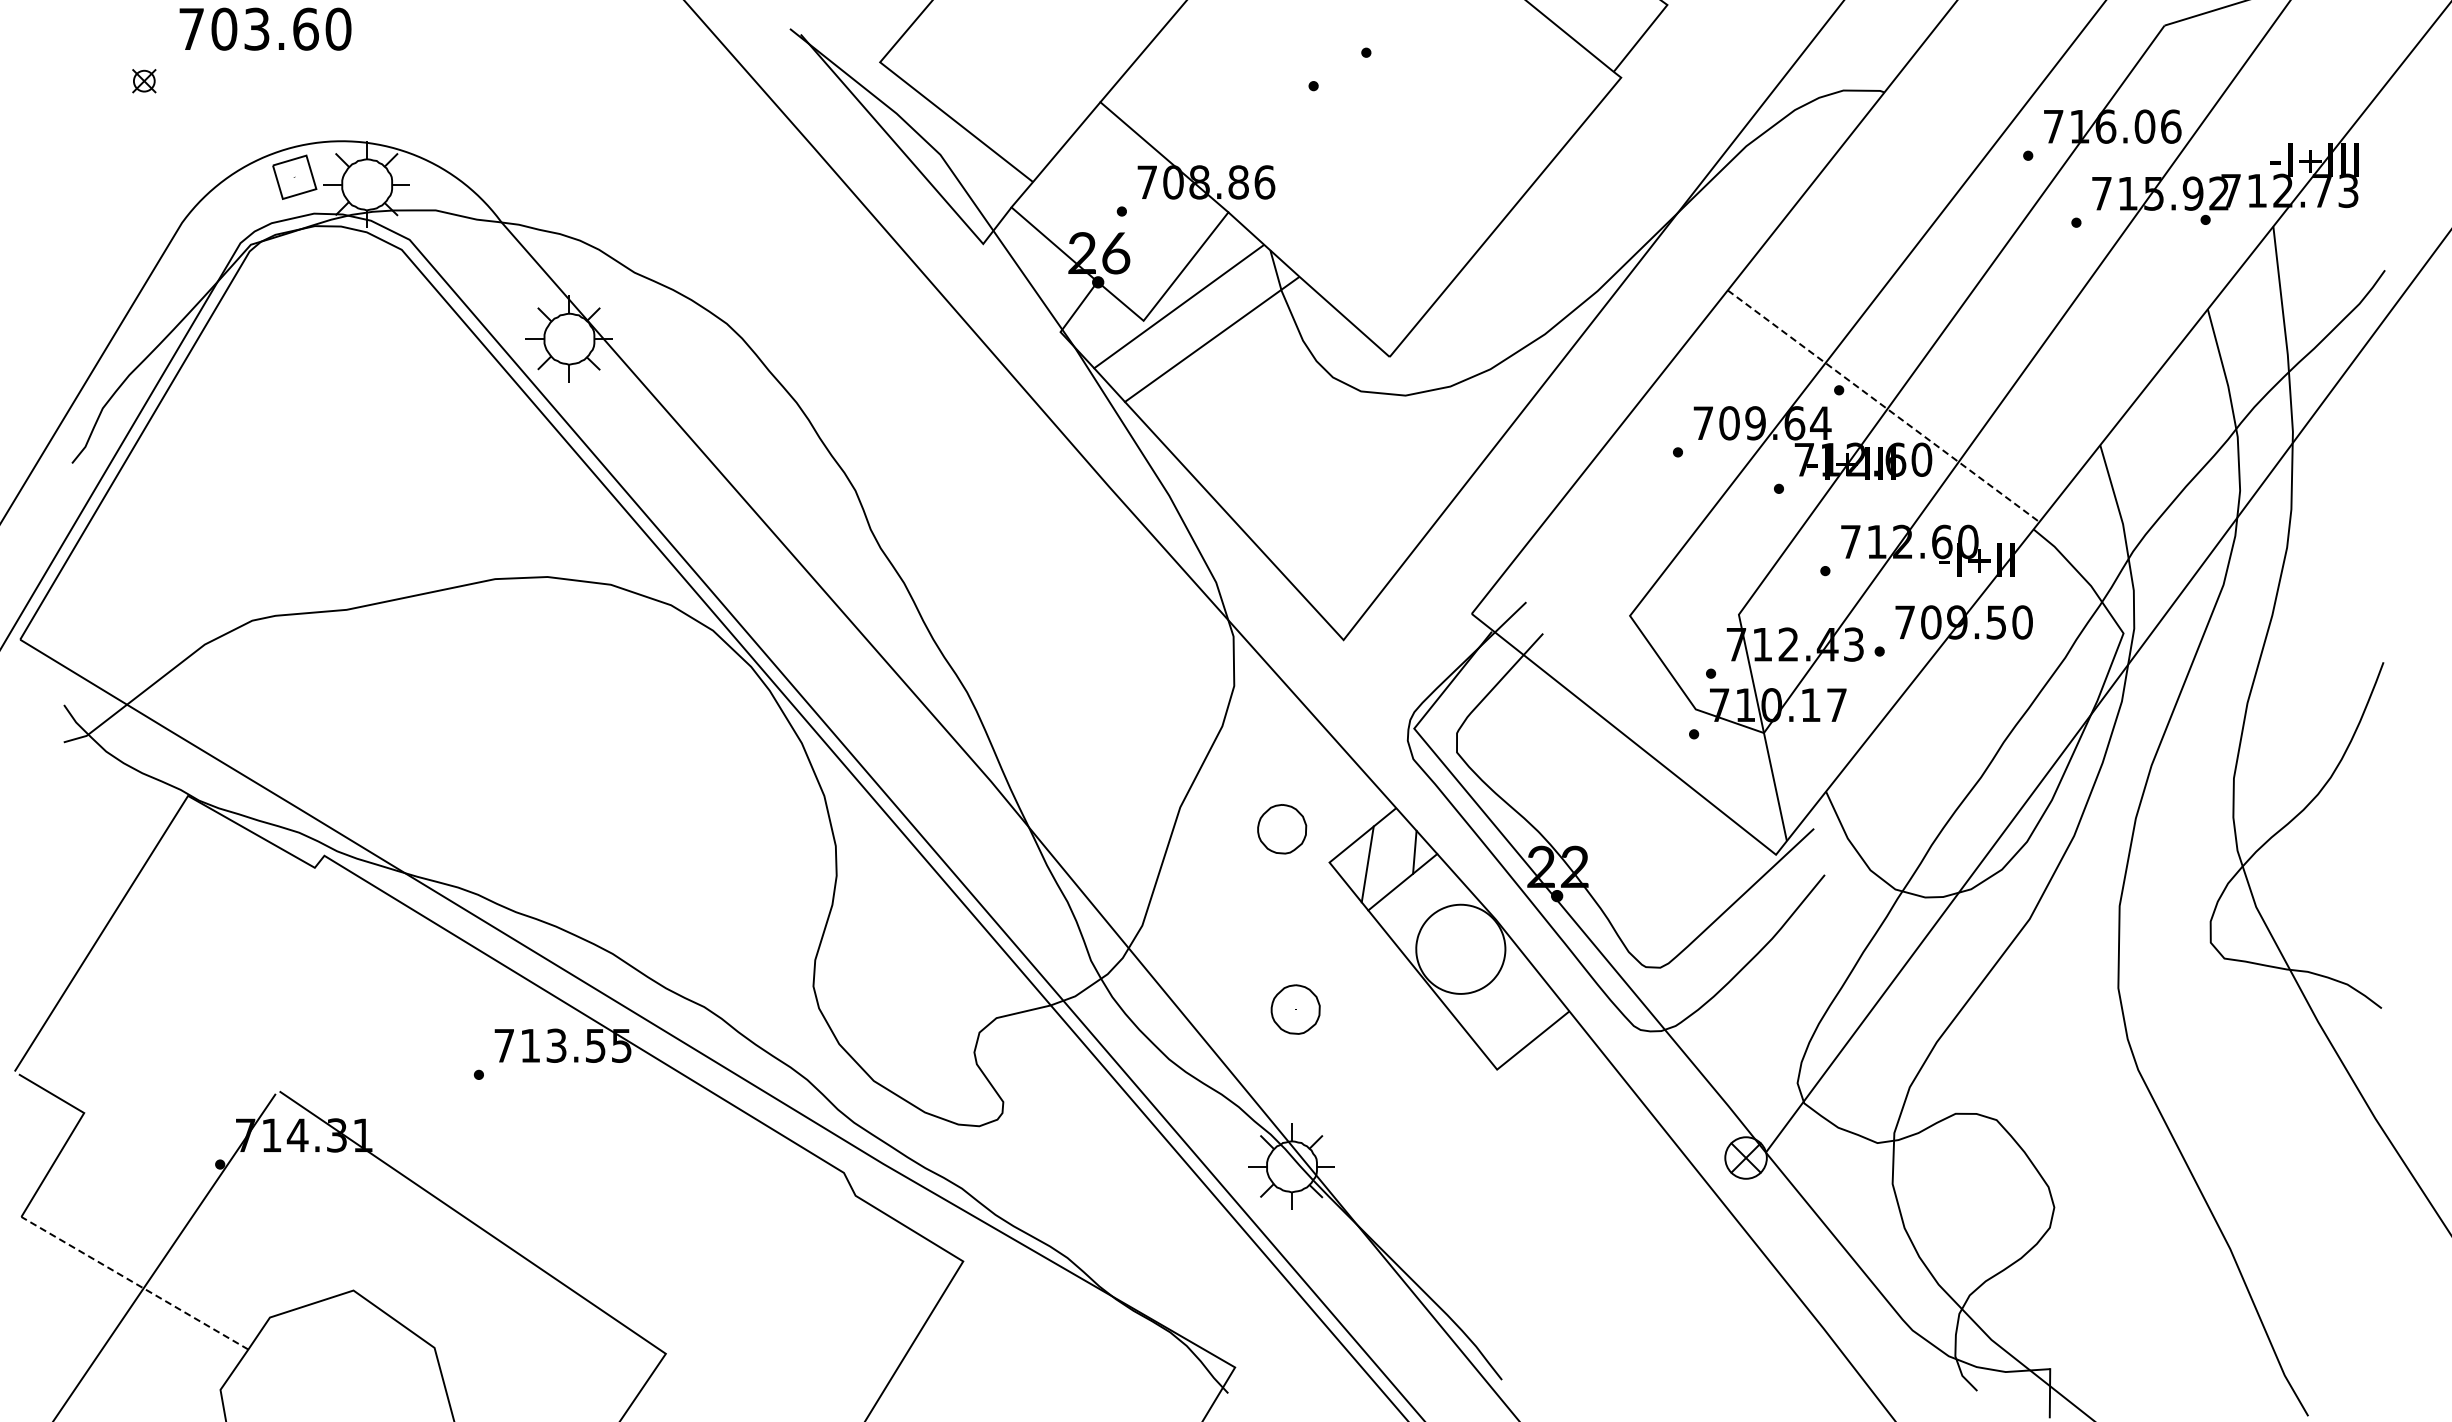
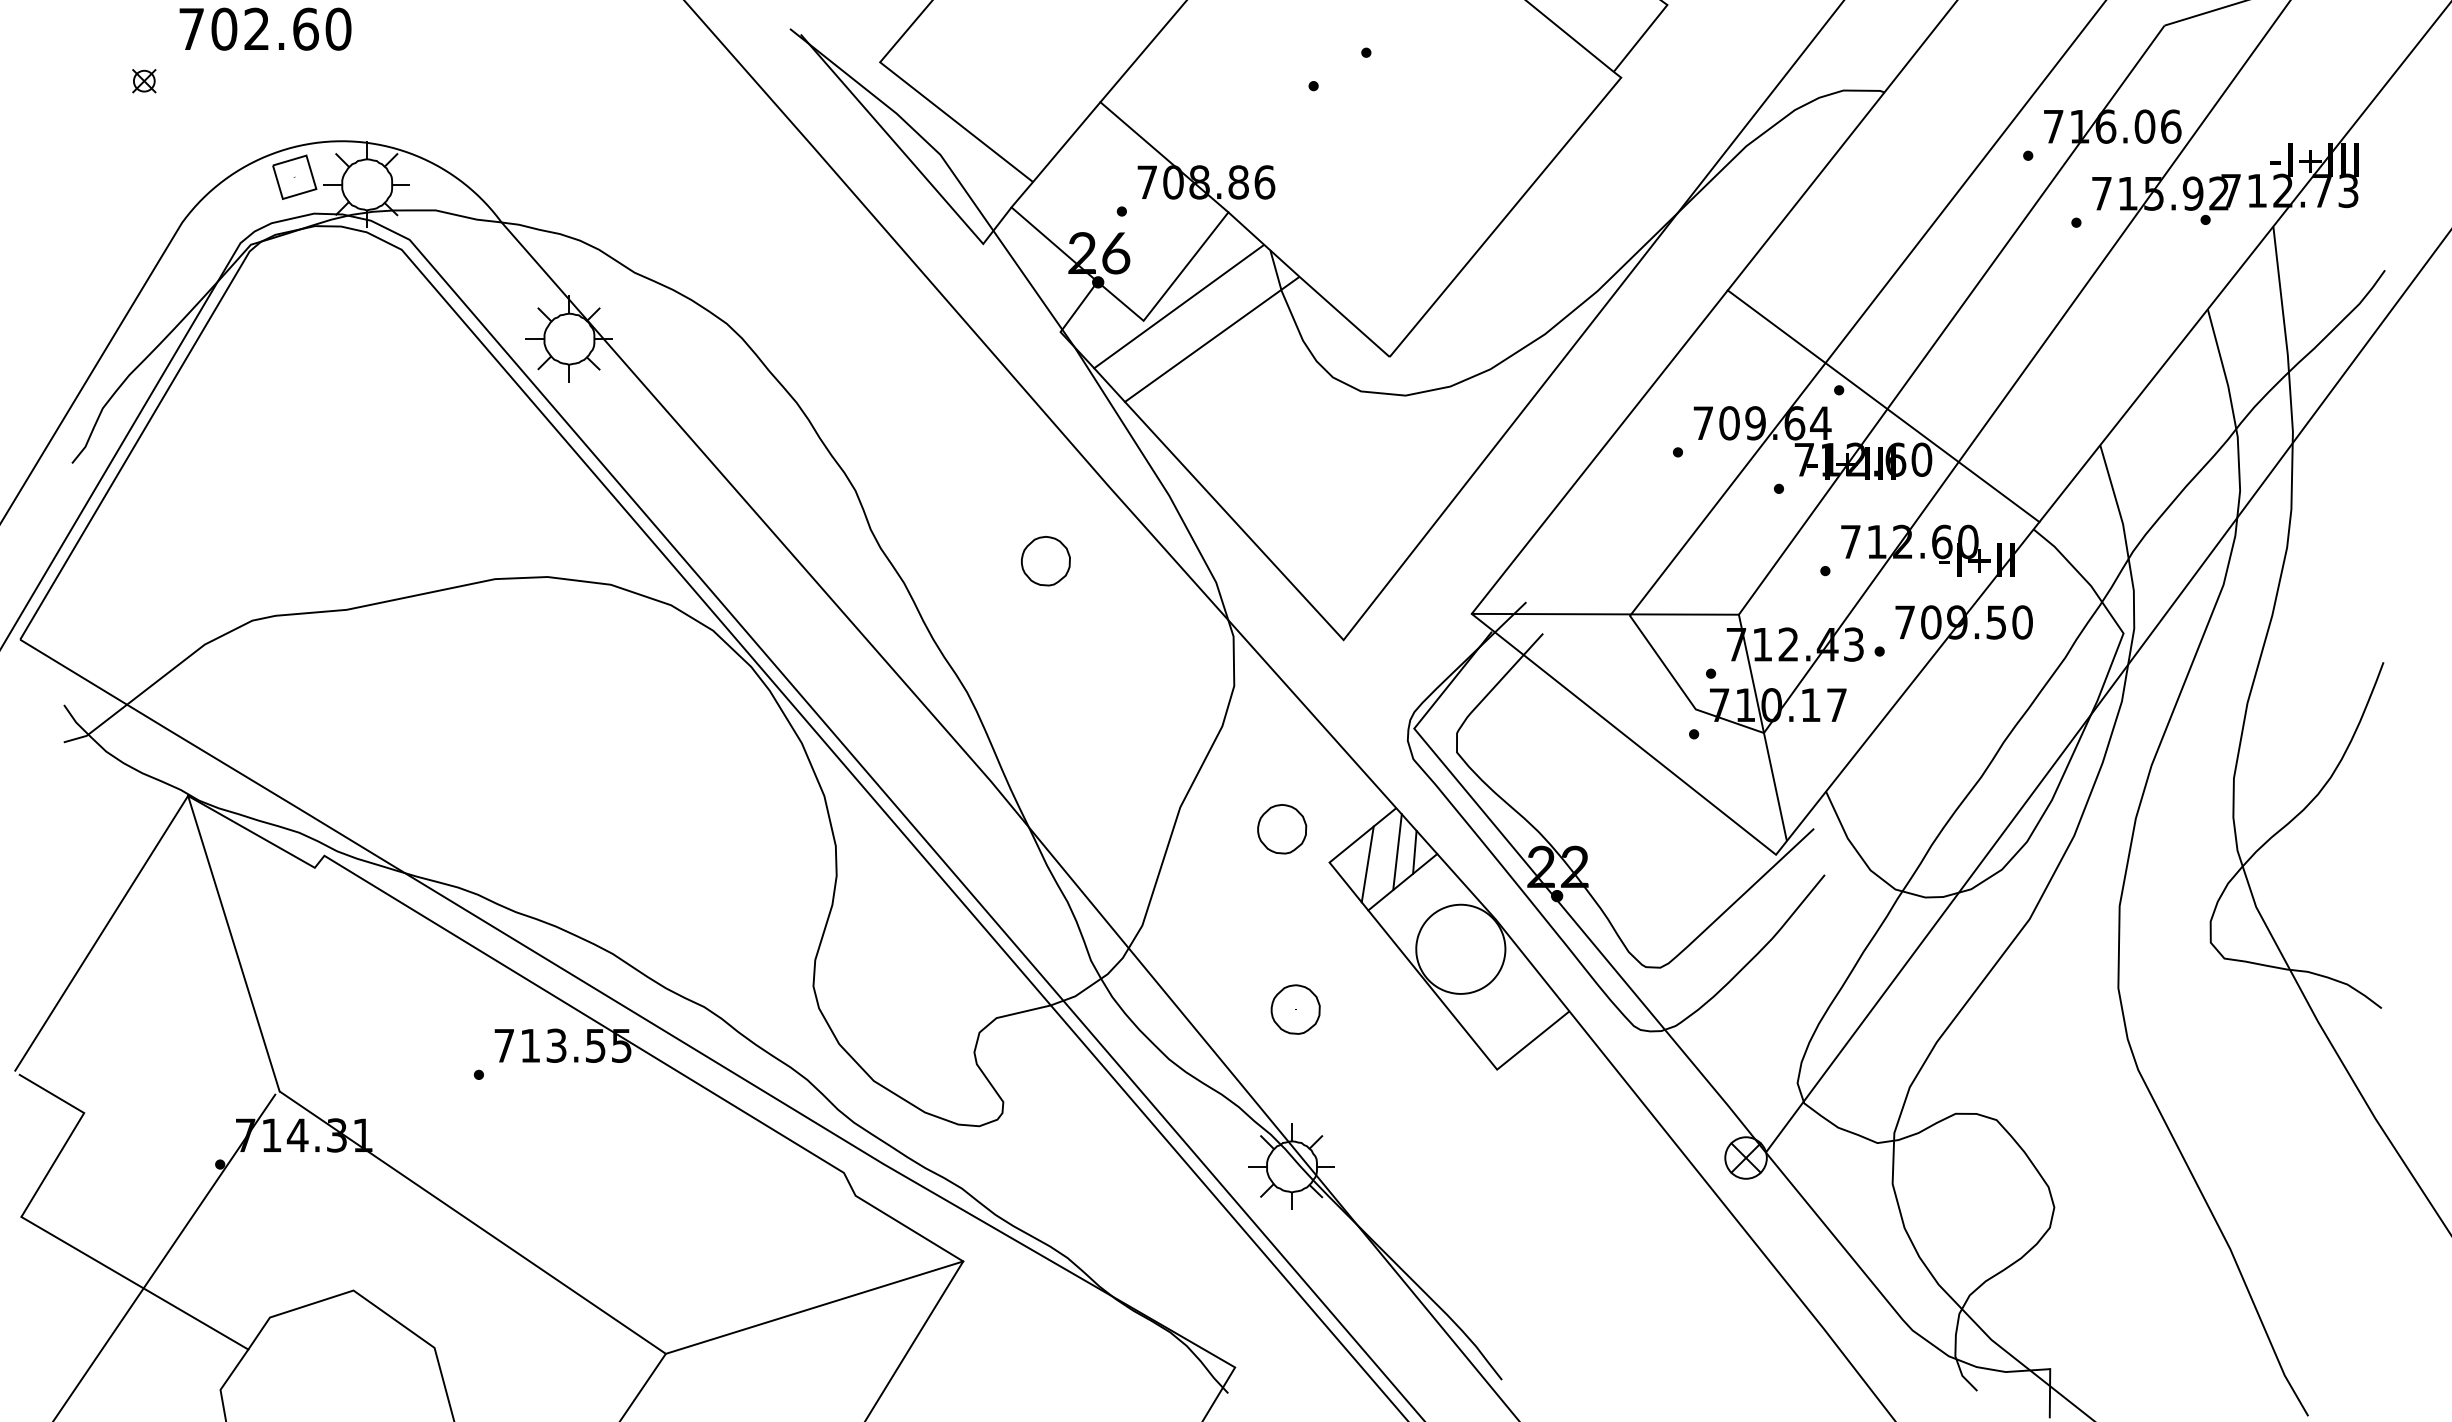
text: 703.60 -> 702.60 (256, 29)
line: dashed -> solid (1884, 406)
part: none -> present (1045, 561)
line: none -> present (1604, 613)
line: none -> present (1397, 852)
line: none -> present (233, 943)
line: dashed -> solid (134, 1283)
line: none -> present (814, 1307)
